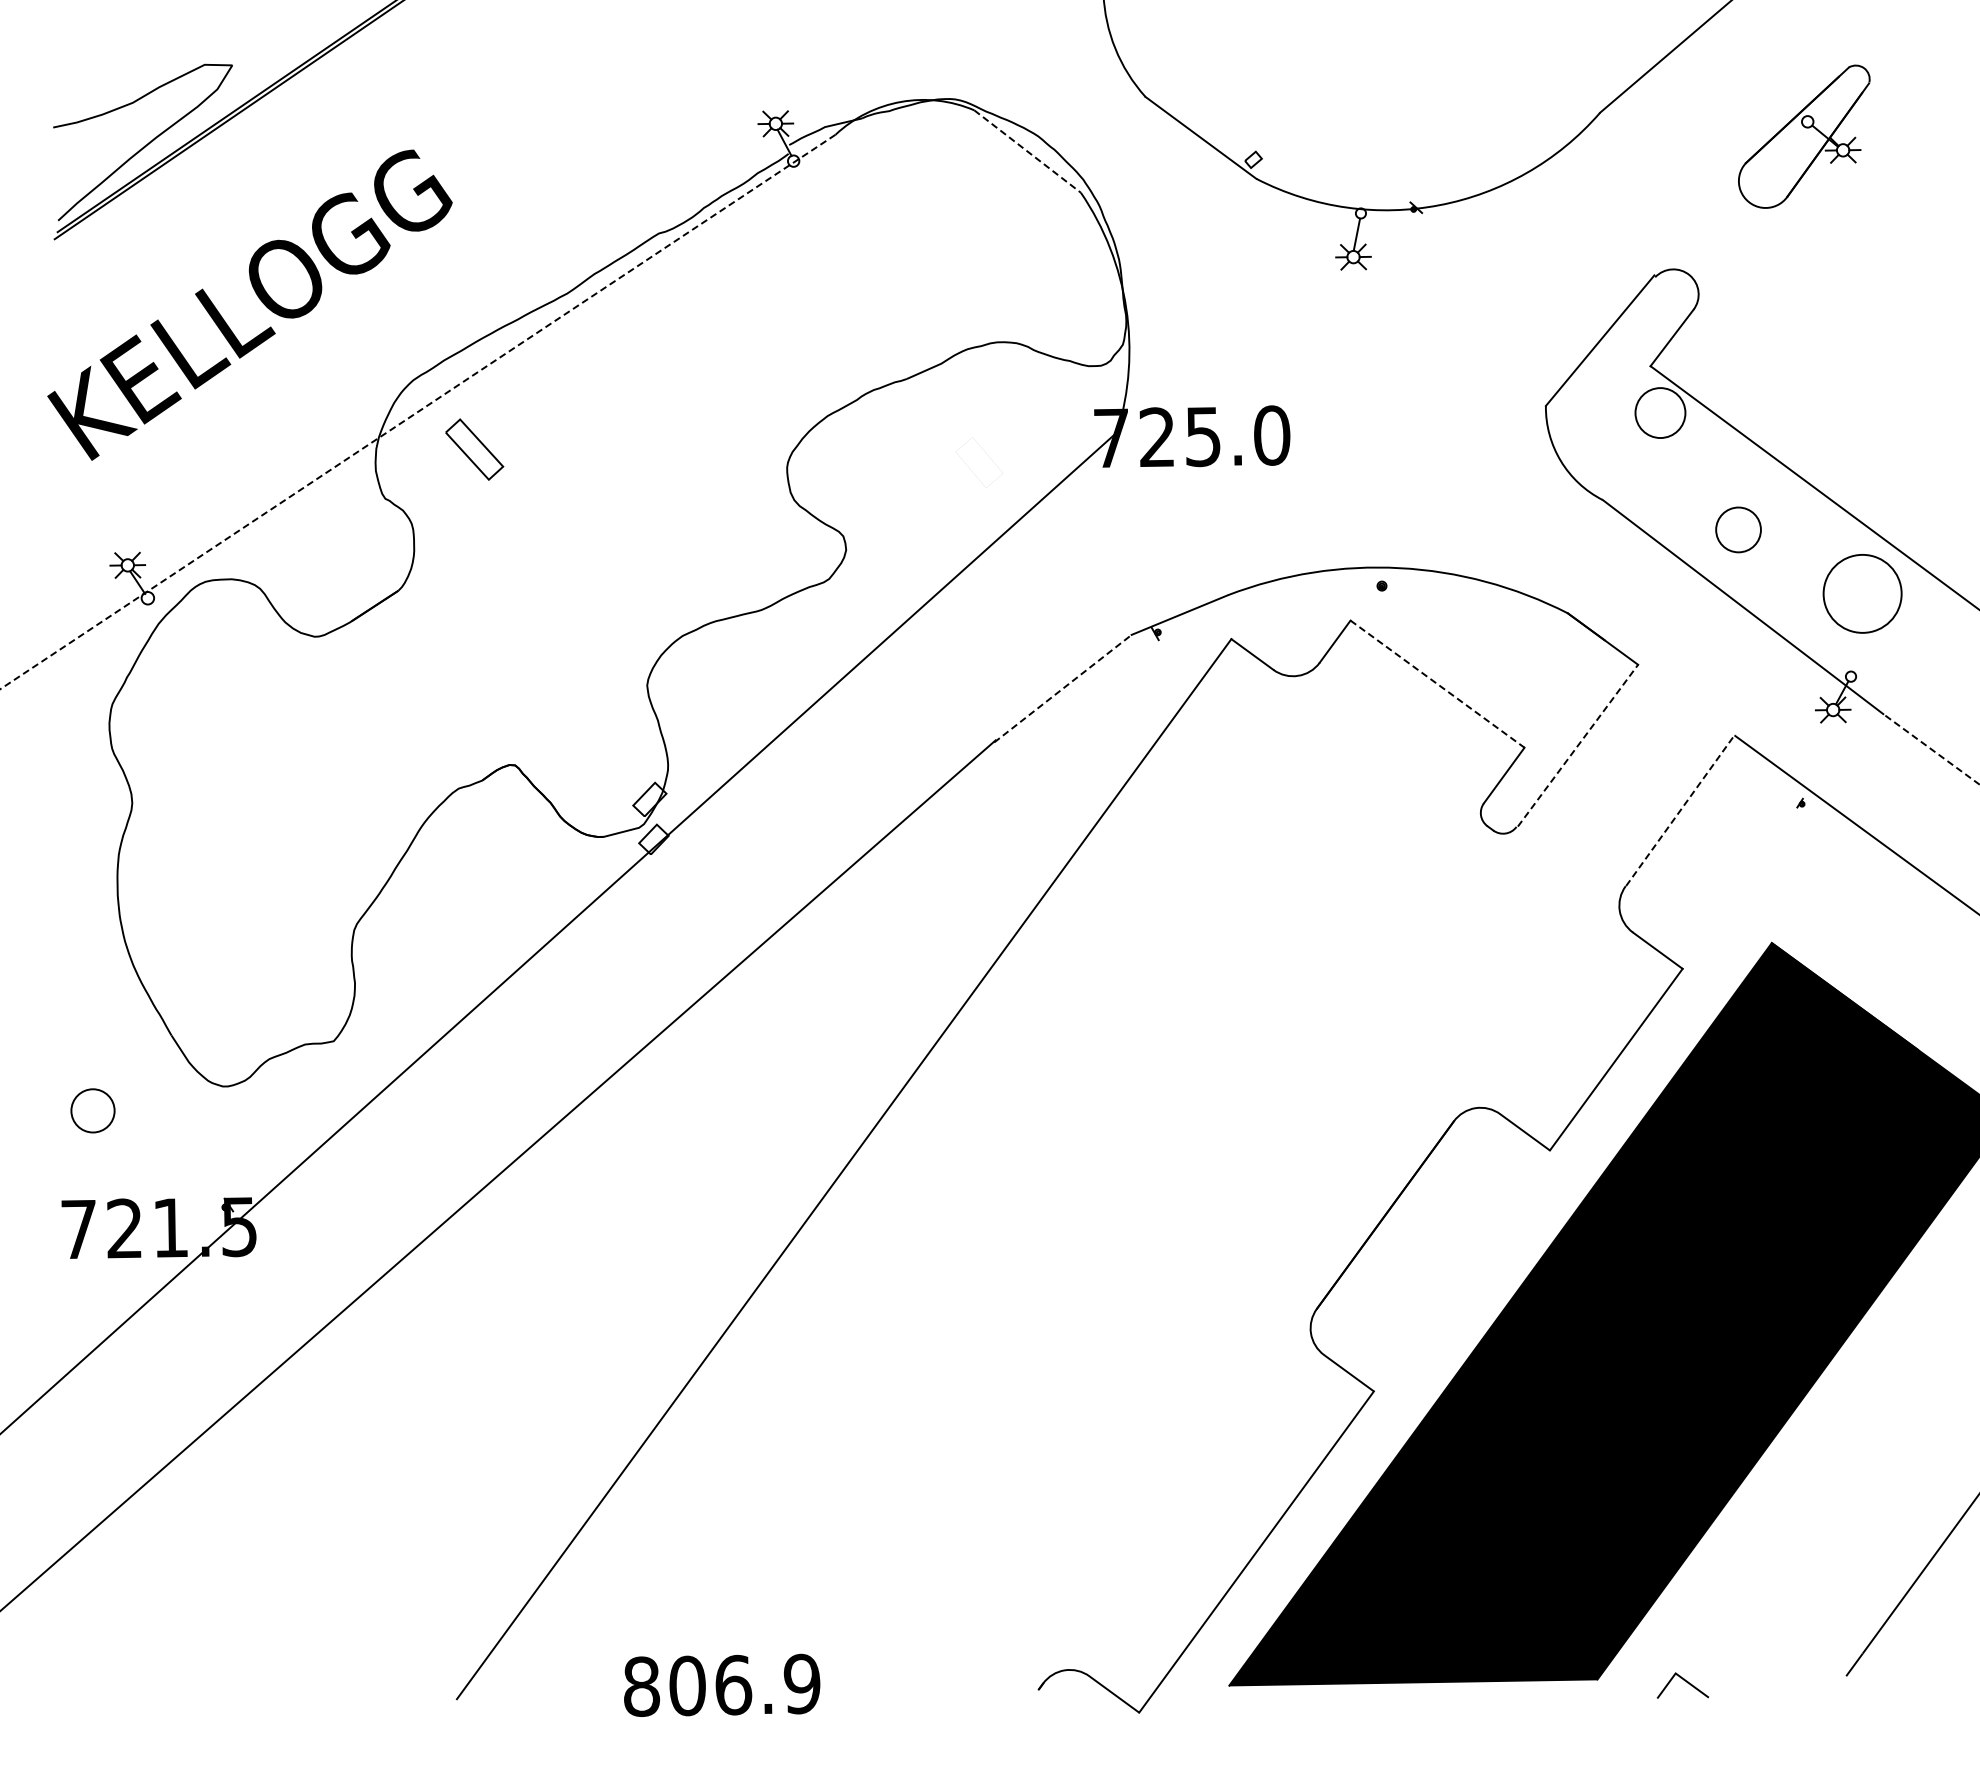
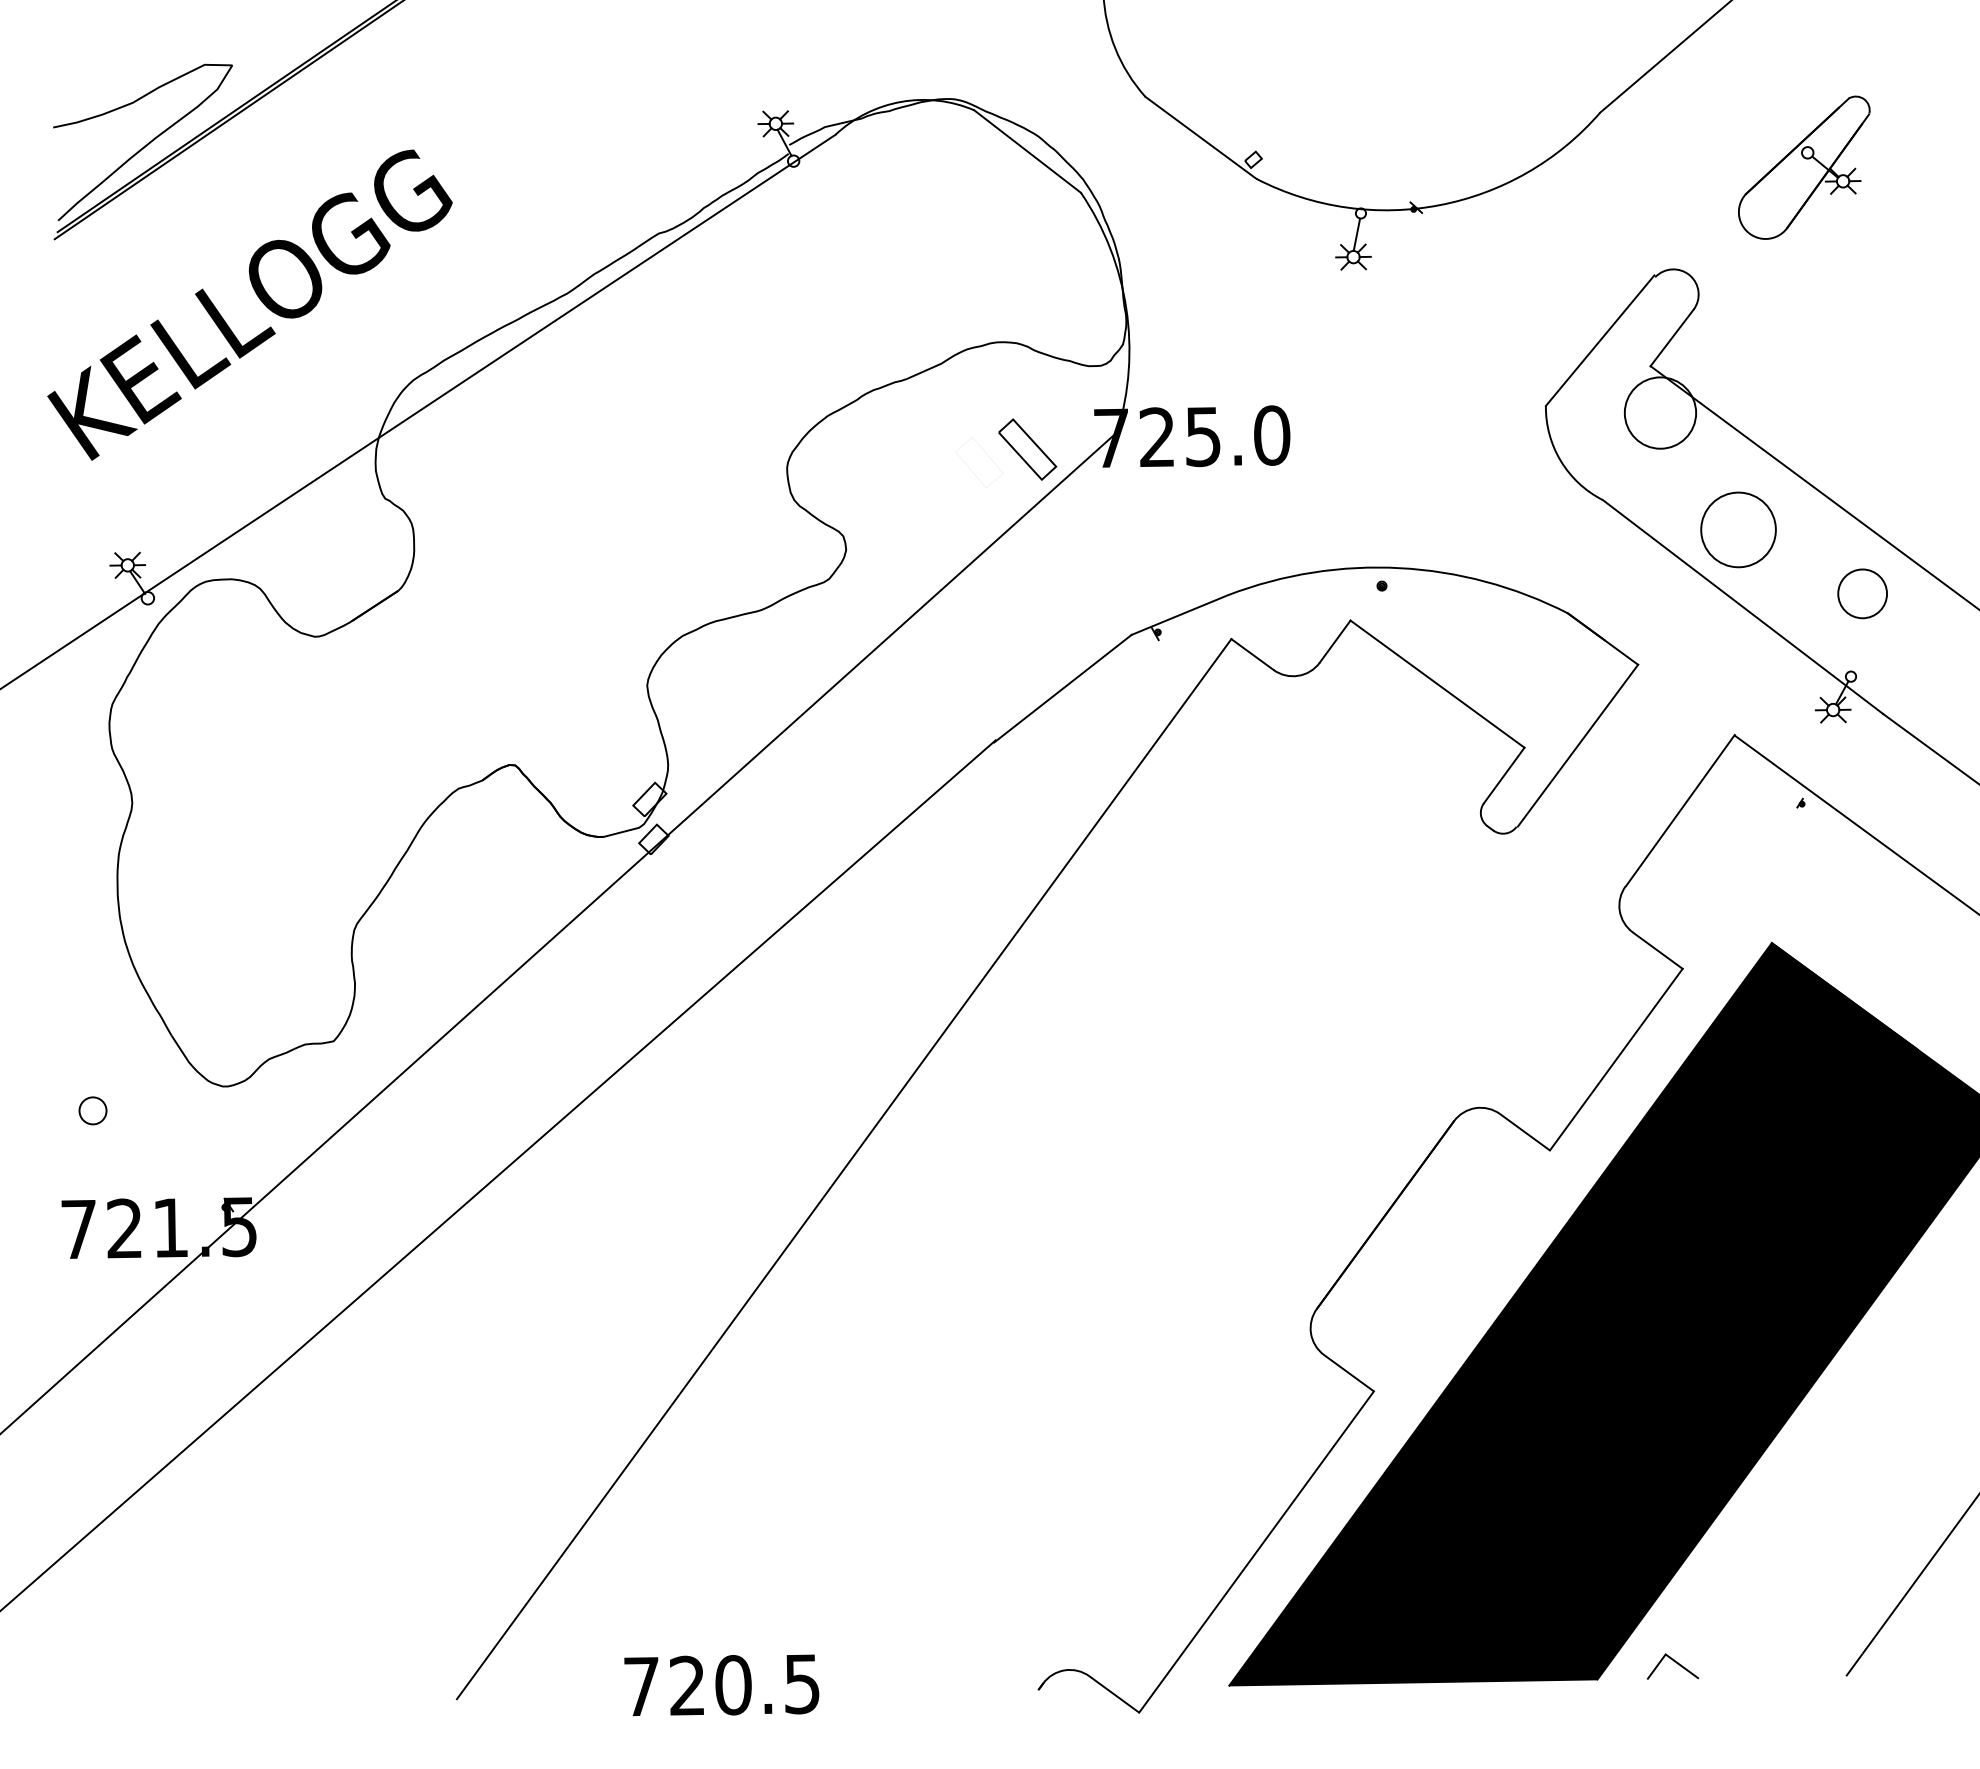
part position: (1804, 136) -> (1804, 167) (1804, 167)
line: dashed -> solid (1027, 151)
line: dashed -> solid (418, 411)
circle diameter: 50 px -> 71 px (1660, 412)
part position: (474, 449) -> (1027, 449) (1027, 449)
circle diameter: 45 px -> 75 px (1738, 529)
circle diameter: 78 px -> 49 px (1862, 593)
line: dashed -> solid (1437, 684)
line: dashed -> solid (1063, 688)
line: dashed -> solid (1578, 745)
line: dashed -> solid (1930, 748)
line: dashed -> solid (1680, 810)
circle diameter: 43 px -> 27 px (92, 1110)
line position: (1684, 1681) -> (1674, 1662) (1674, 1662)
text: 806.9 -> 720.5 (722, 1684)
